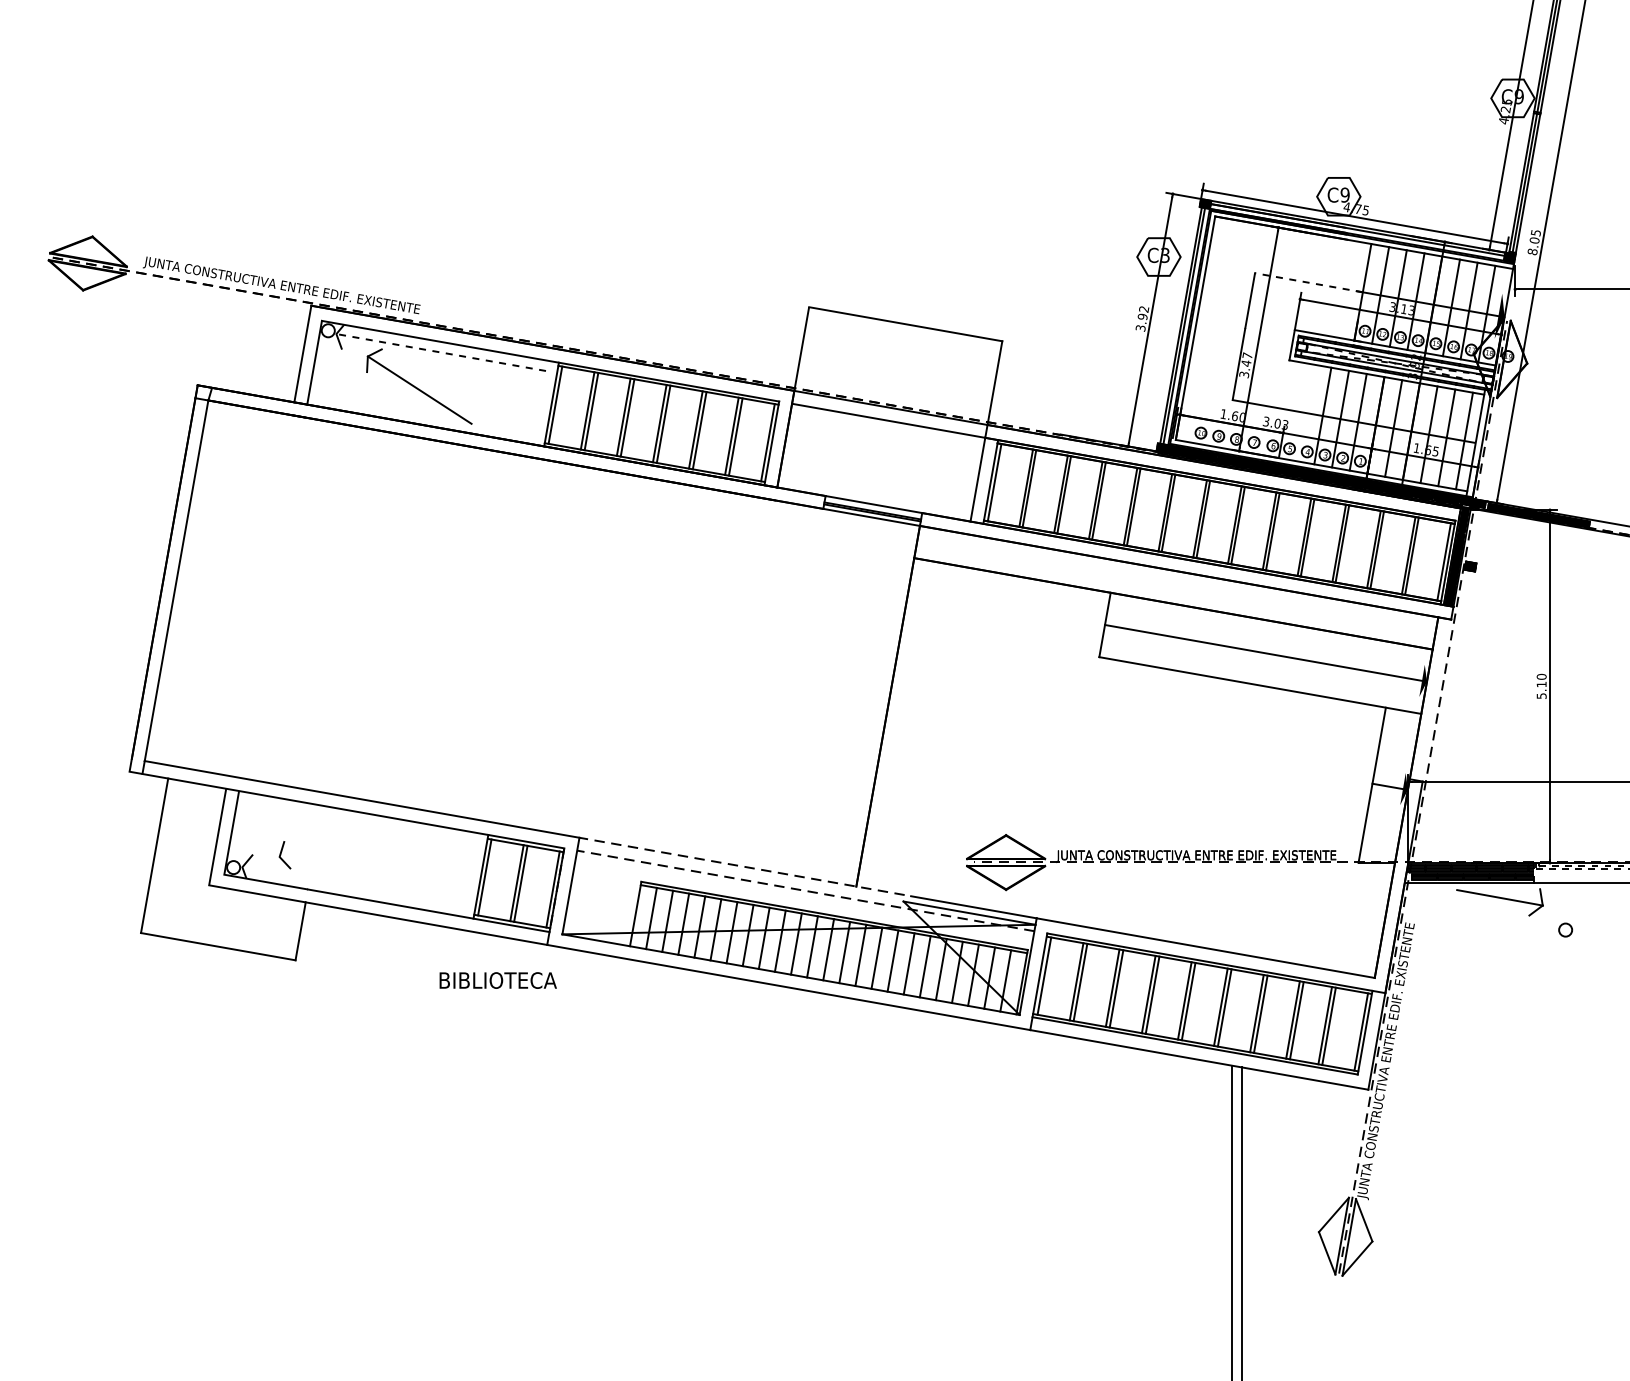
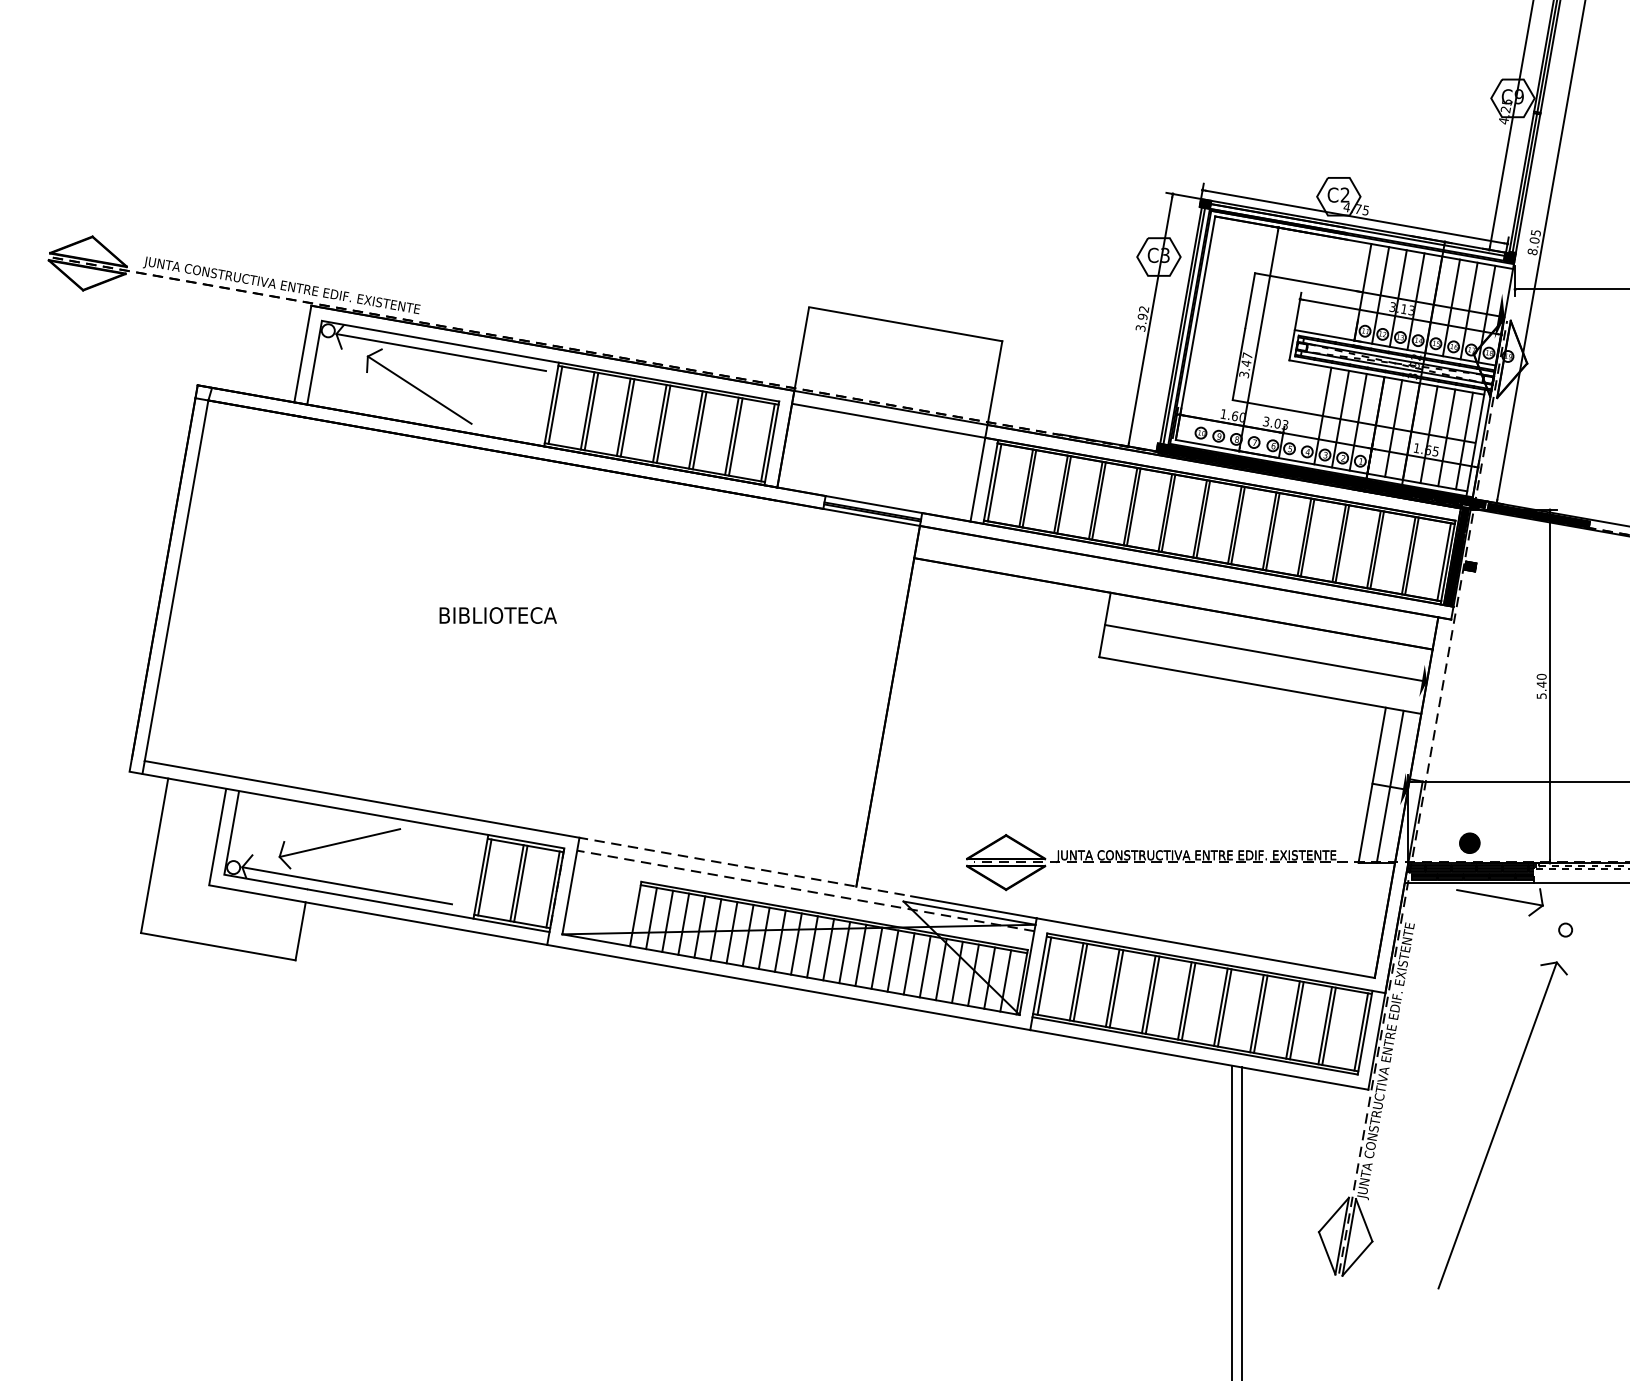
text: C9 -> C2 (1344, 194)
line: dashed -> solid (1308, 282)
line: dashed -> solid (440, 352)
text: 5.10 -> 5.40 (1541, 684)
line: none -> present (1389, 786)
part: none -> present (1469, 842)
line: none -> present (339, 843)
line: none -> present (347, 885)
text position: (497, 980) -> (497, 615) (497, 615)
part: none -> present (1502, 1125)
